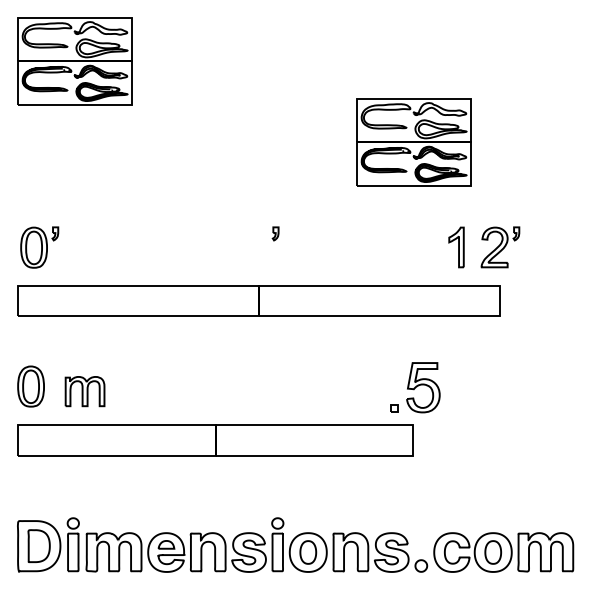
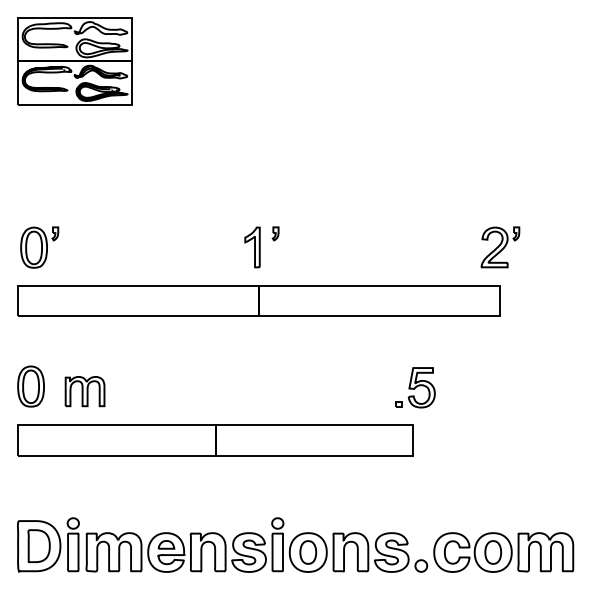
part: present -> none (413, 142)
part position: (456, 247) -> (252, 247) (252, 247)
part size: 51x52 px -> 41x42 px (415, 387)
